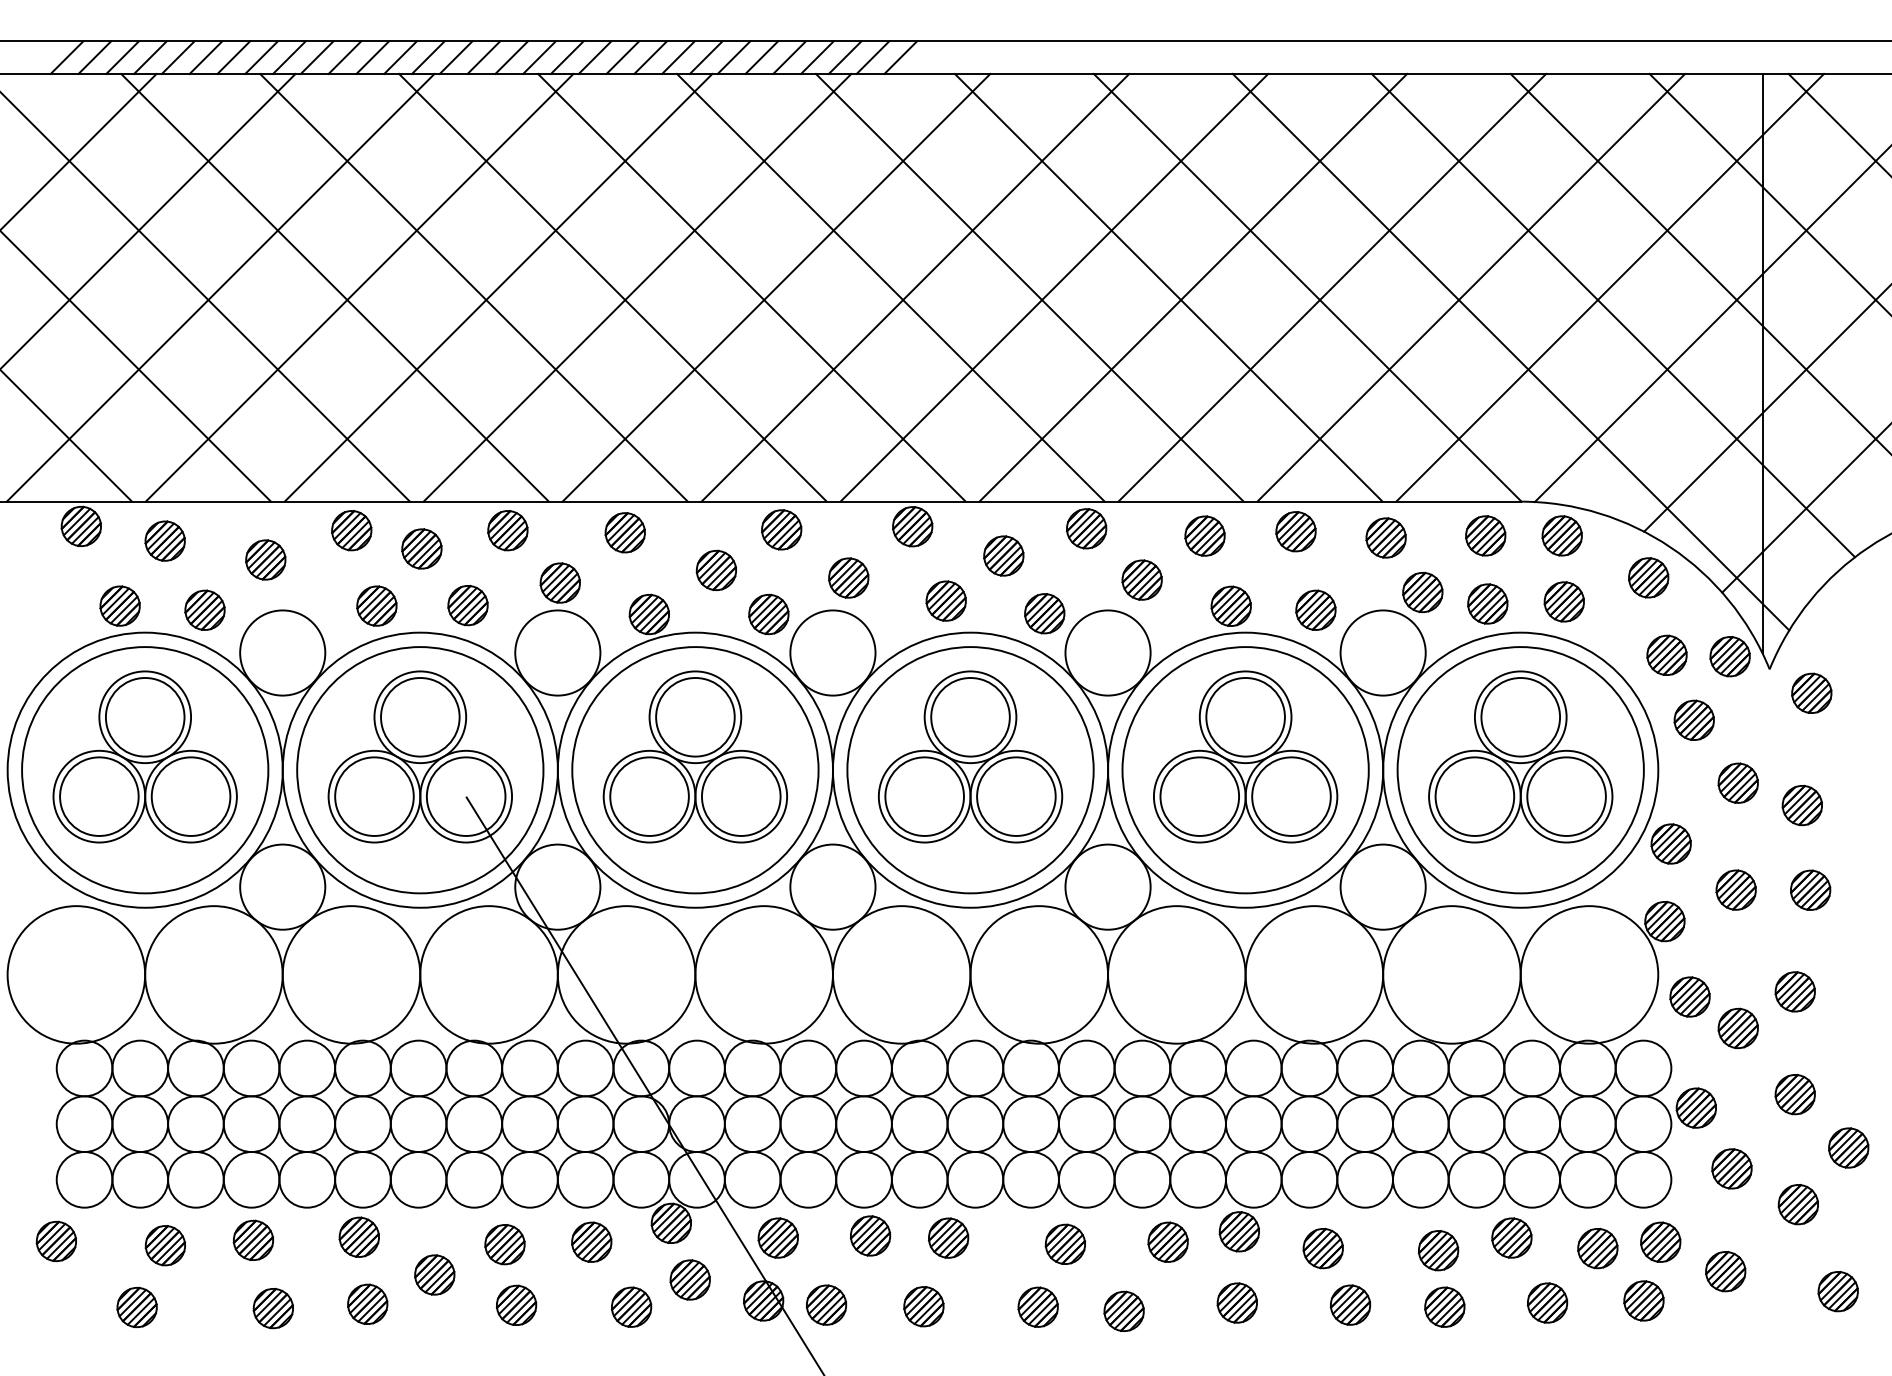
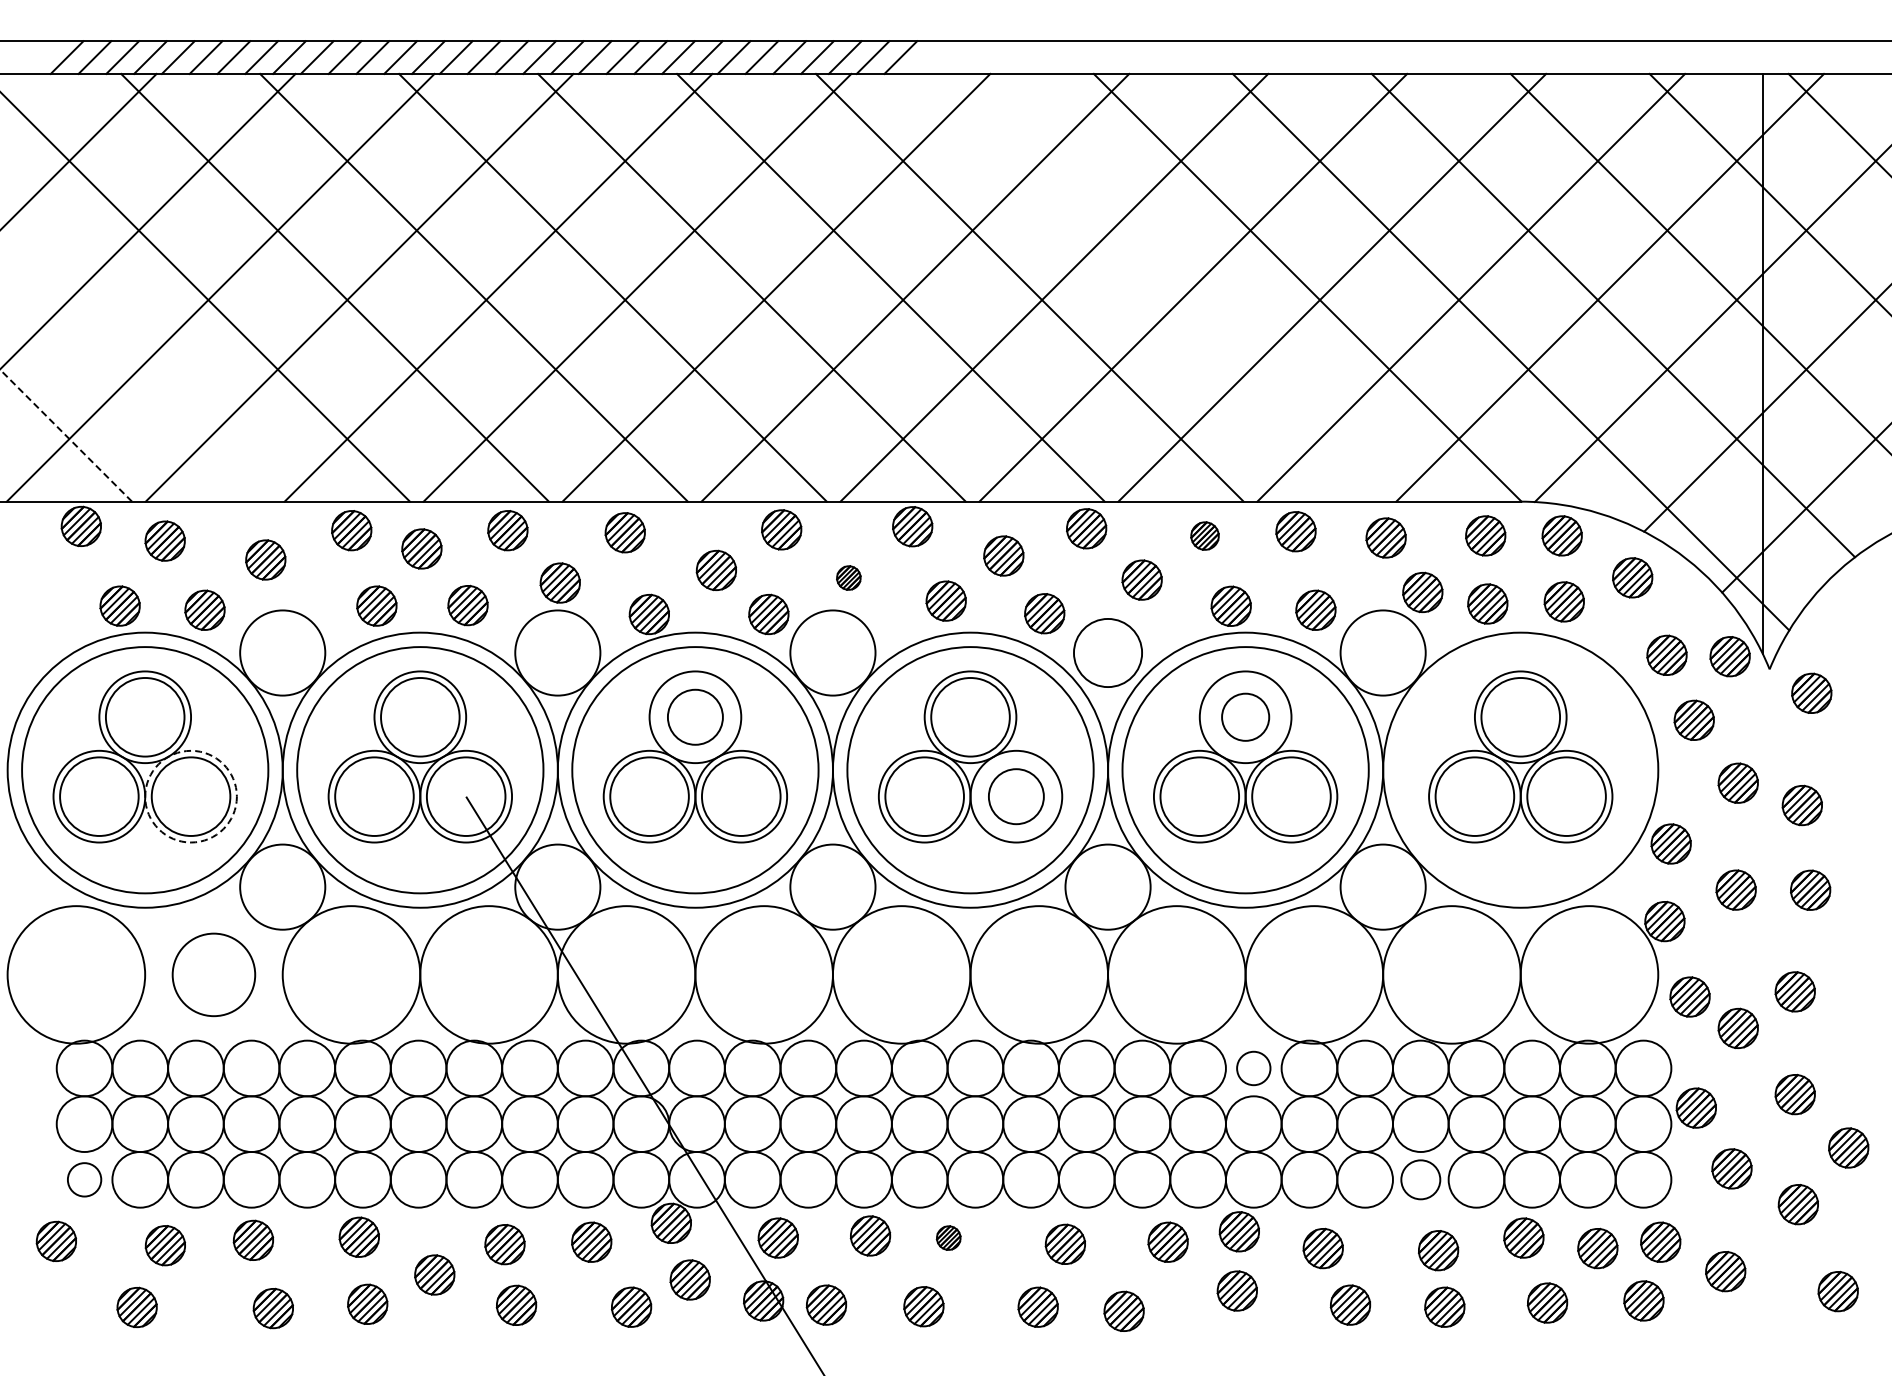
line: present -> none (1168, 287)
line: present -> none (136, 367)
line: solid -> dashed (66, 435)
part size: 42x42 px -> 30x30 px (1204, 535)
part size: 42x42 px -> 26x26 px (848, 577)
part position: (1648, 577) -> (1632, 577) (1632, 577)
circle diameter: 85 px -> 68 px (1107, 652)
circle diameter: 79 px -> 55 px (694, 716)
circle diameter: 79 px -> 47 px (1245, 716)
circle: present -> none (1520, 770)
circle: solid -> dashed (190, 796)
circle diameter: 79 px -> 55 px (1015, 796)
circle diameter: 138 px -> 83 px (213, 974)
circle diameter: 56 px -> 33 px (1253, 1068)
circle diameter: 56 px -> 33 px (84, 1179)
circle diameter: 56 px -> 39 px (1420, 1179)
part size: 42x42 px -> 27x26 px (948, 1237)
part position: (1511, 1237) -> (1523, 1237) (1523, 1237)
part position: (1236, 1302) -> (1236, 1290) (1236, 1290)
